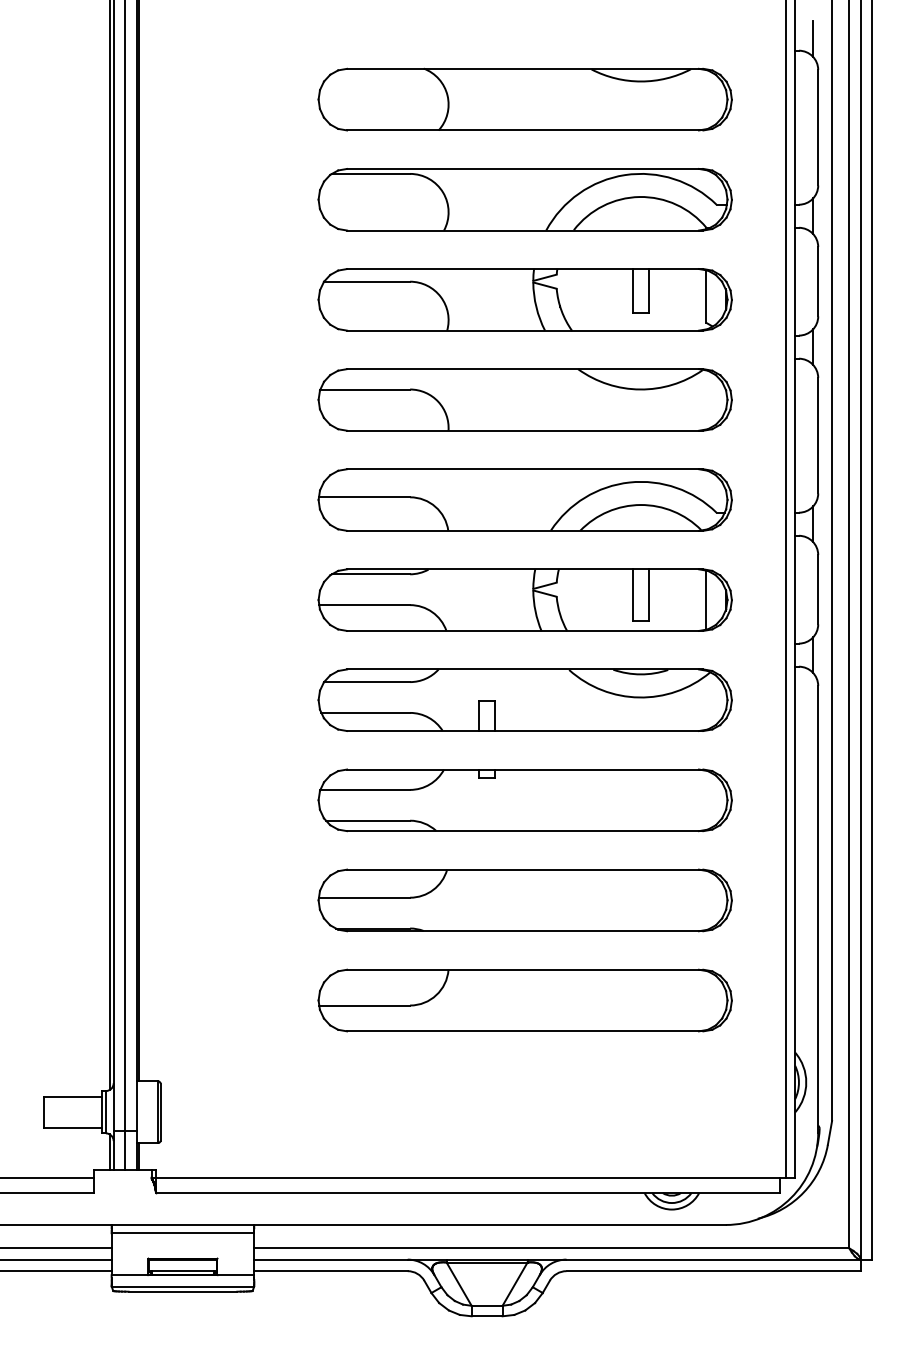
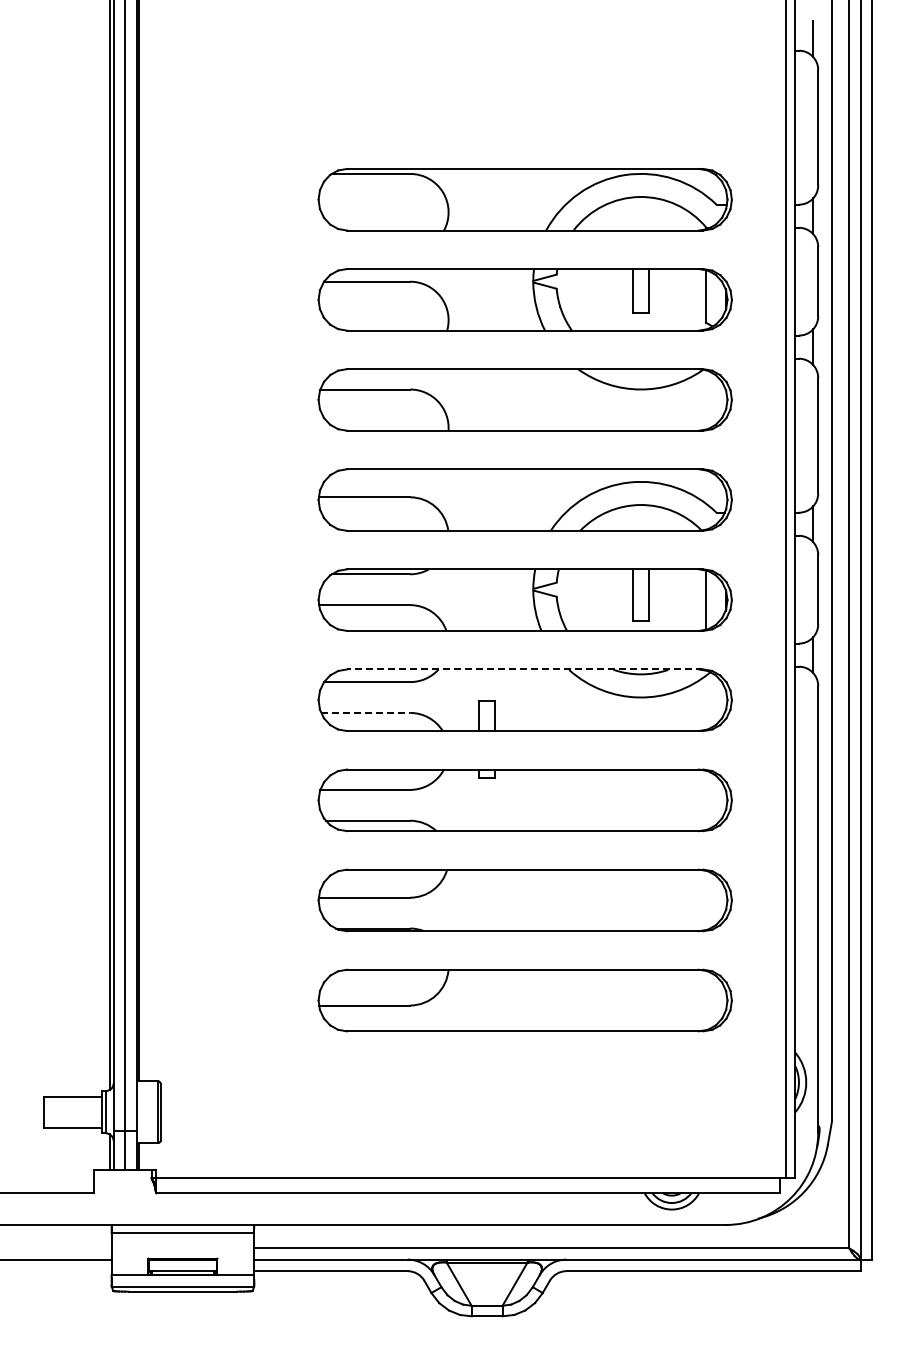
part: present -> none (524, 99)
line: solid -> dashed (524, 669)
line: solid -> dashed (366, 712)
line: present -> none (48, 1177)
line: present -> none (56, 1248)
line: present -> none (56, 1271)
